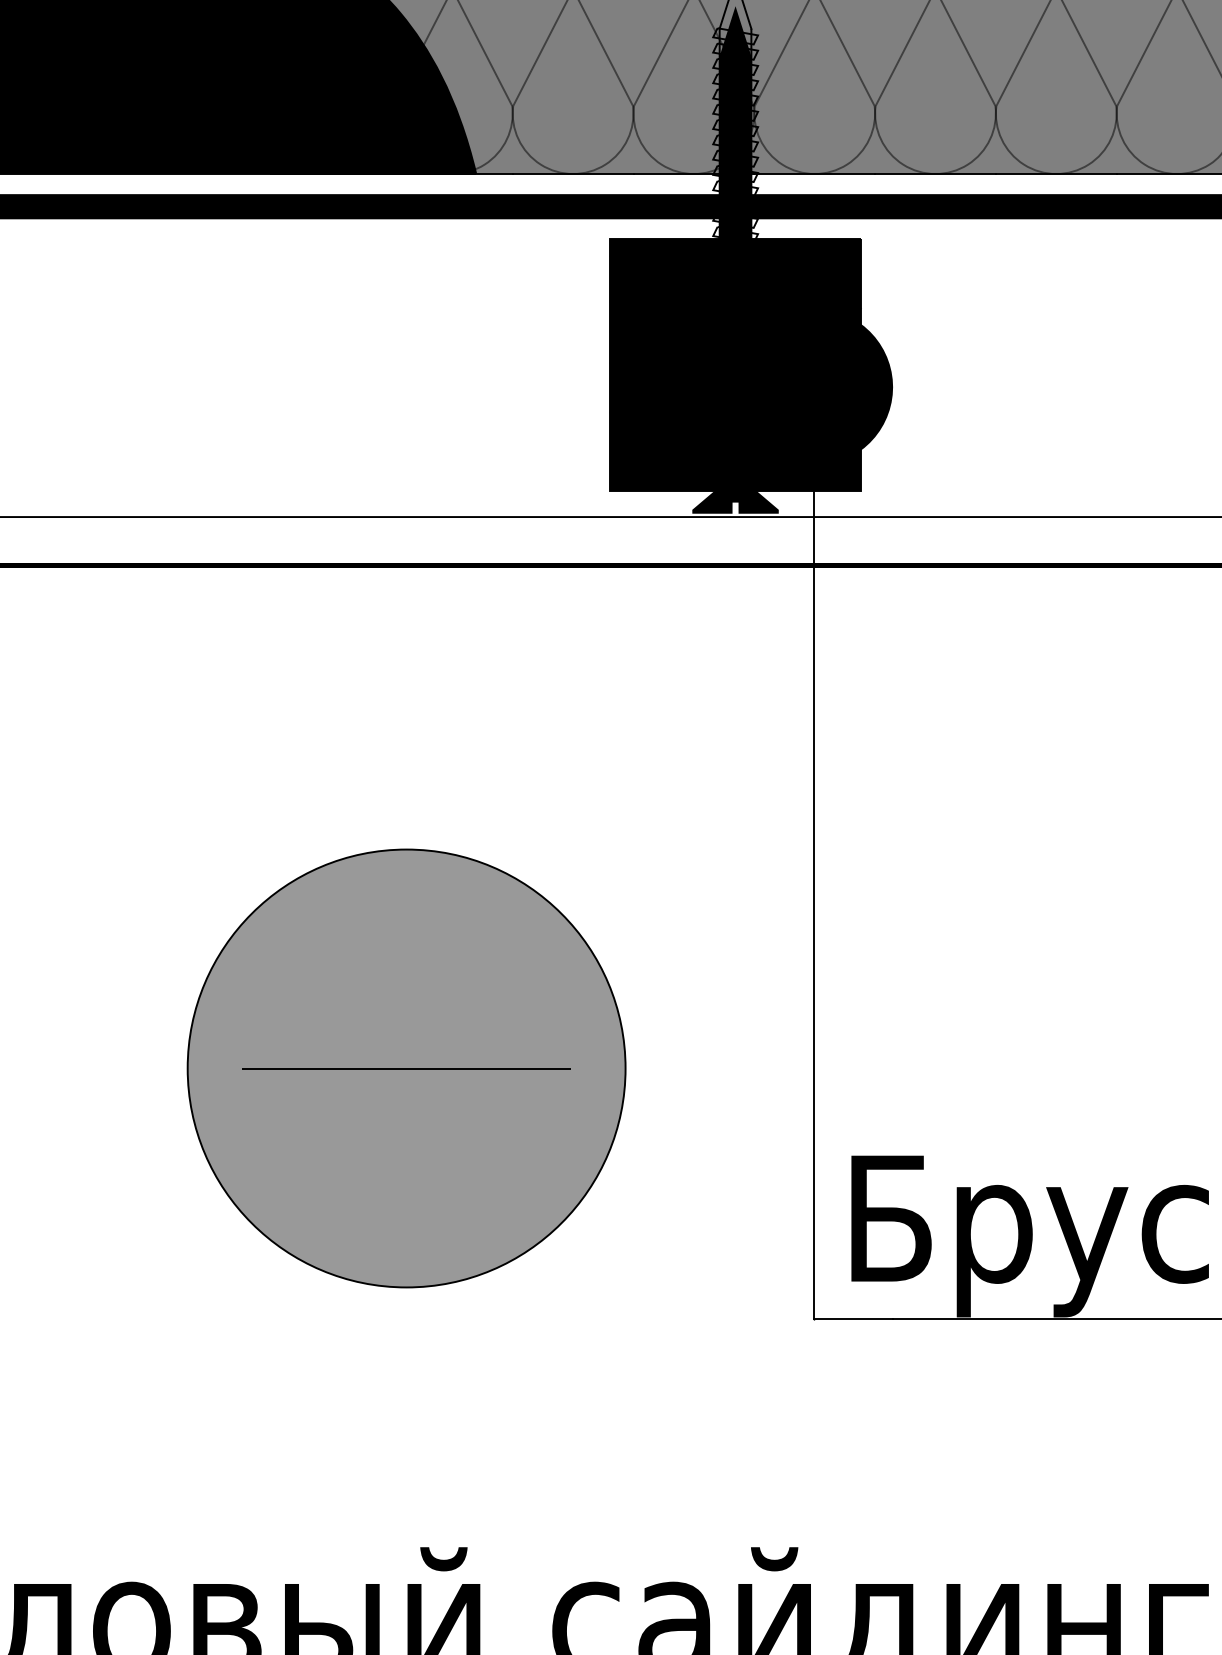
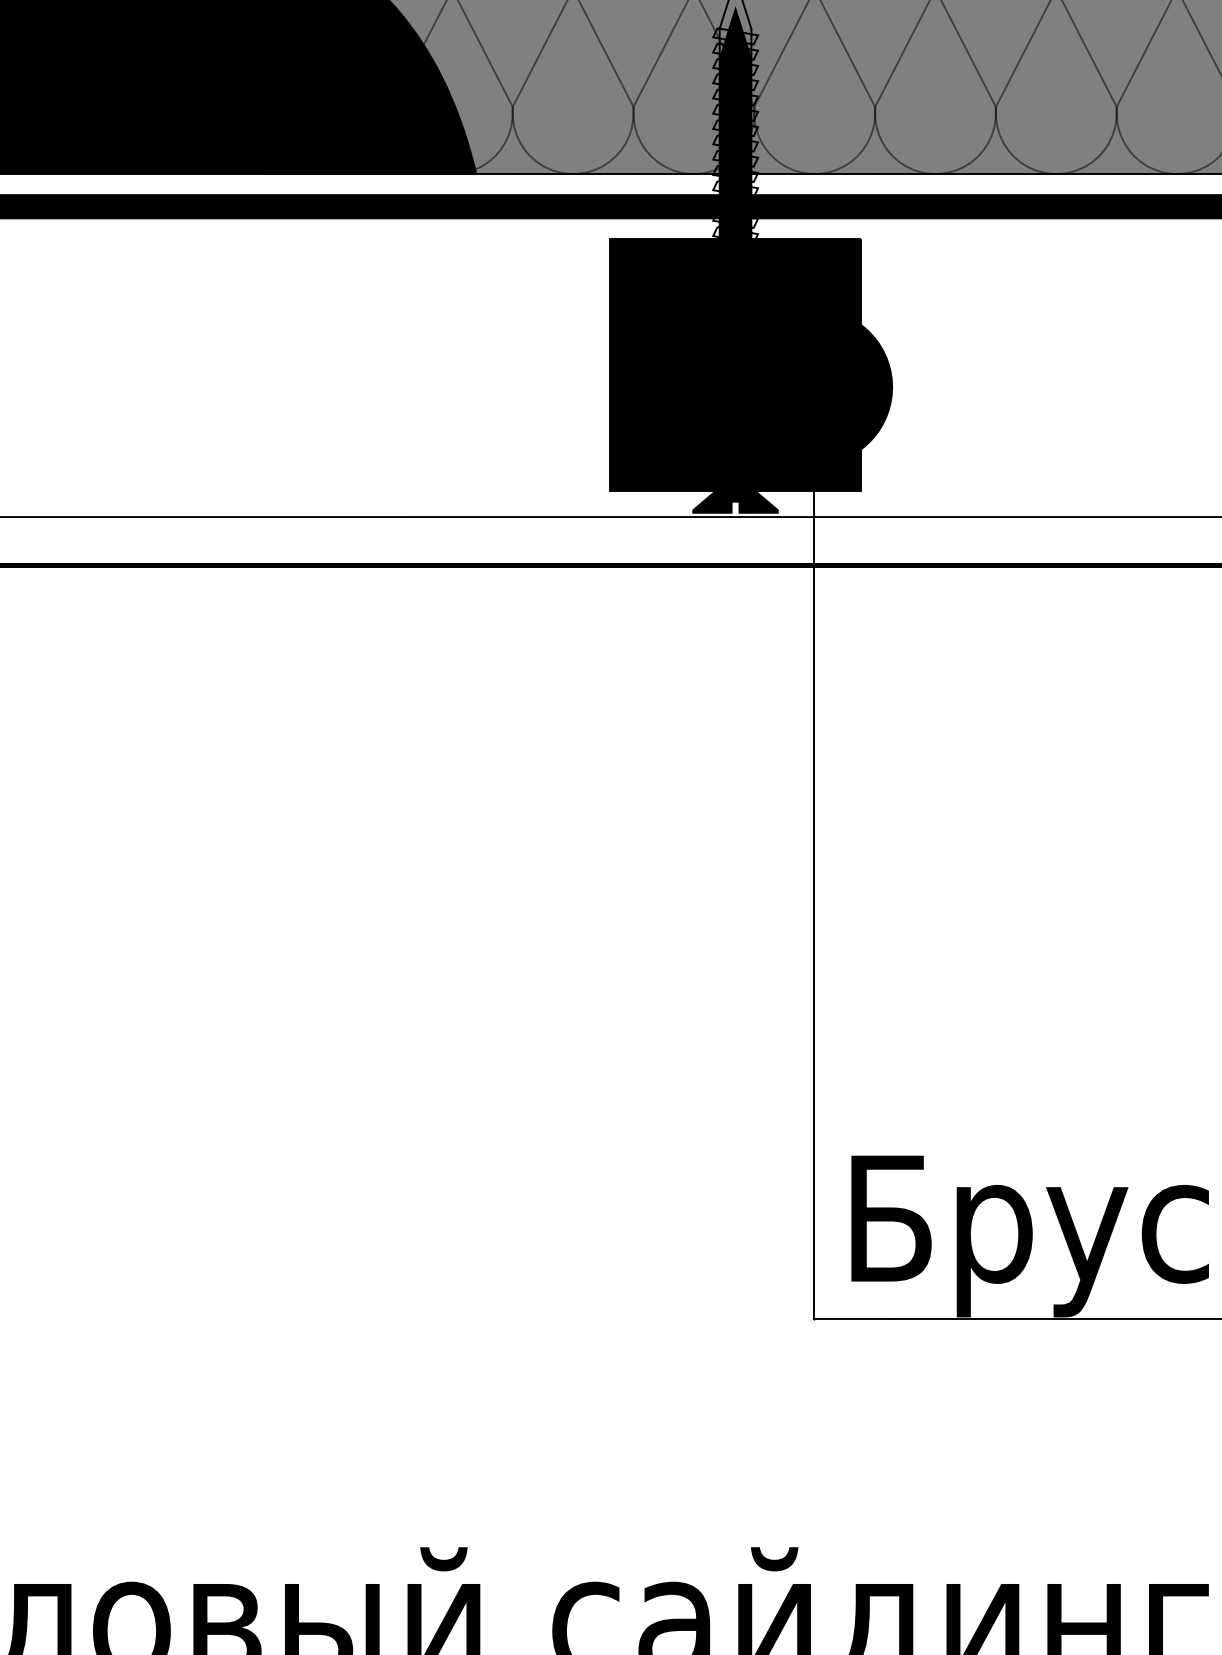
part: present -> none (406, 1068)
